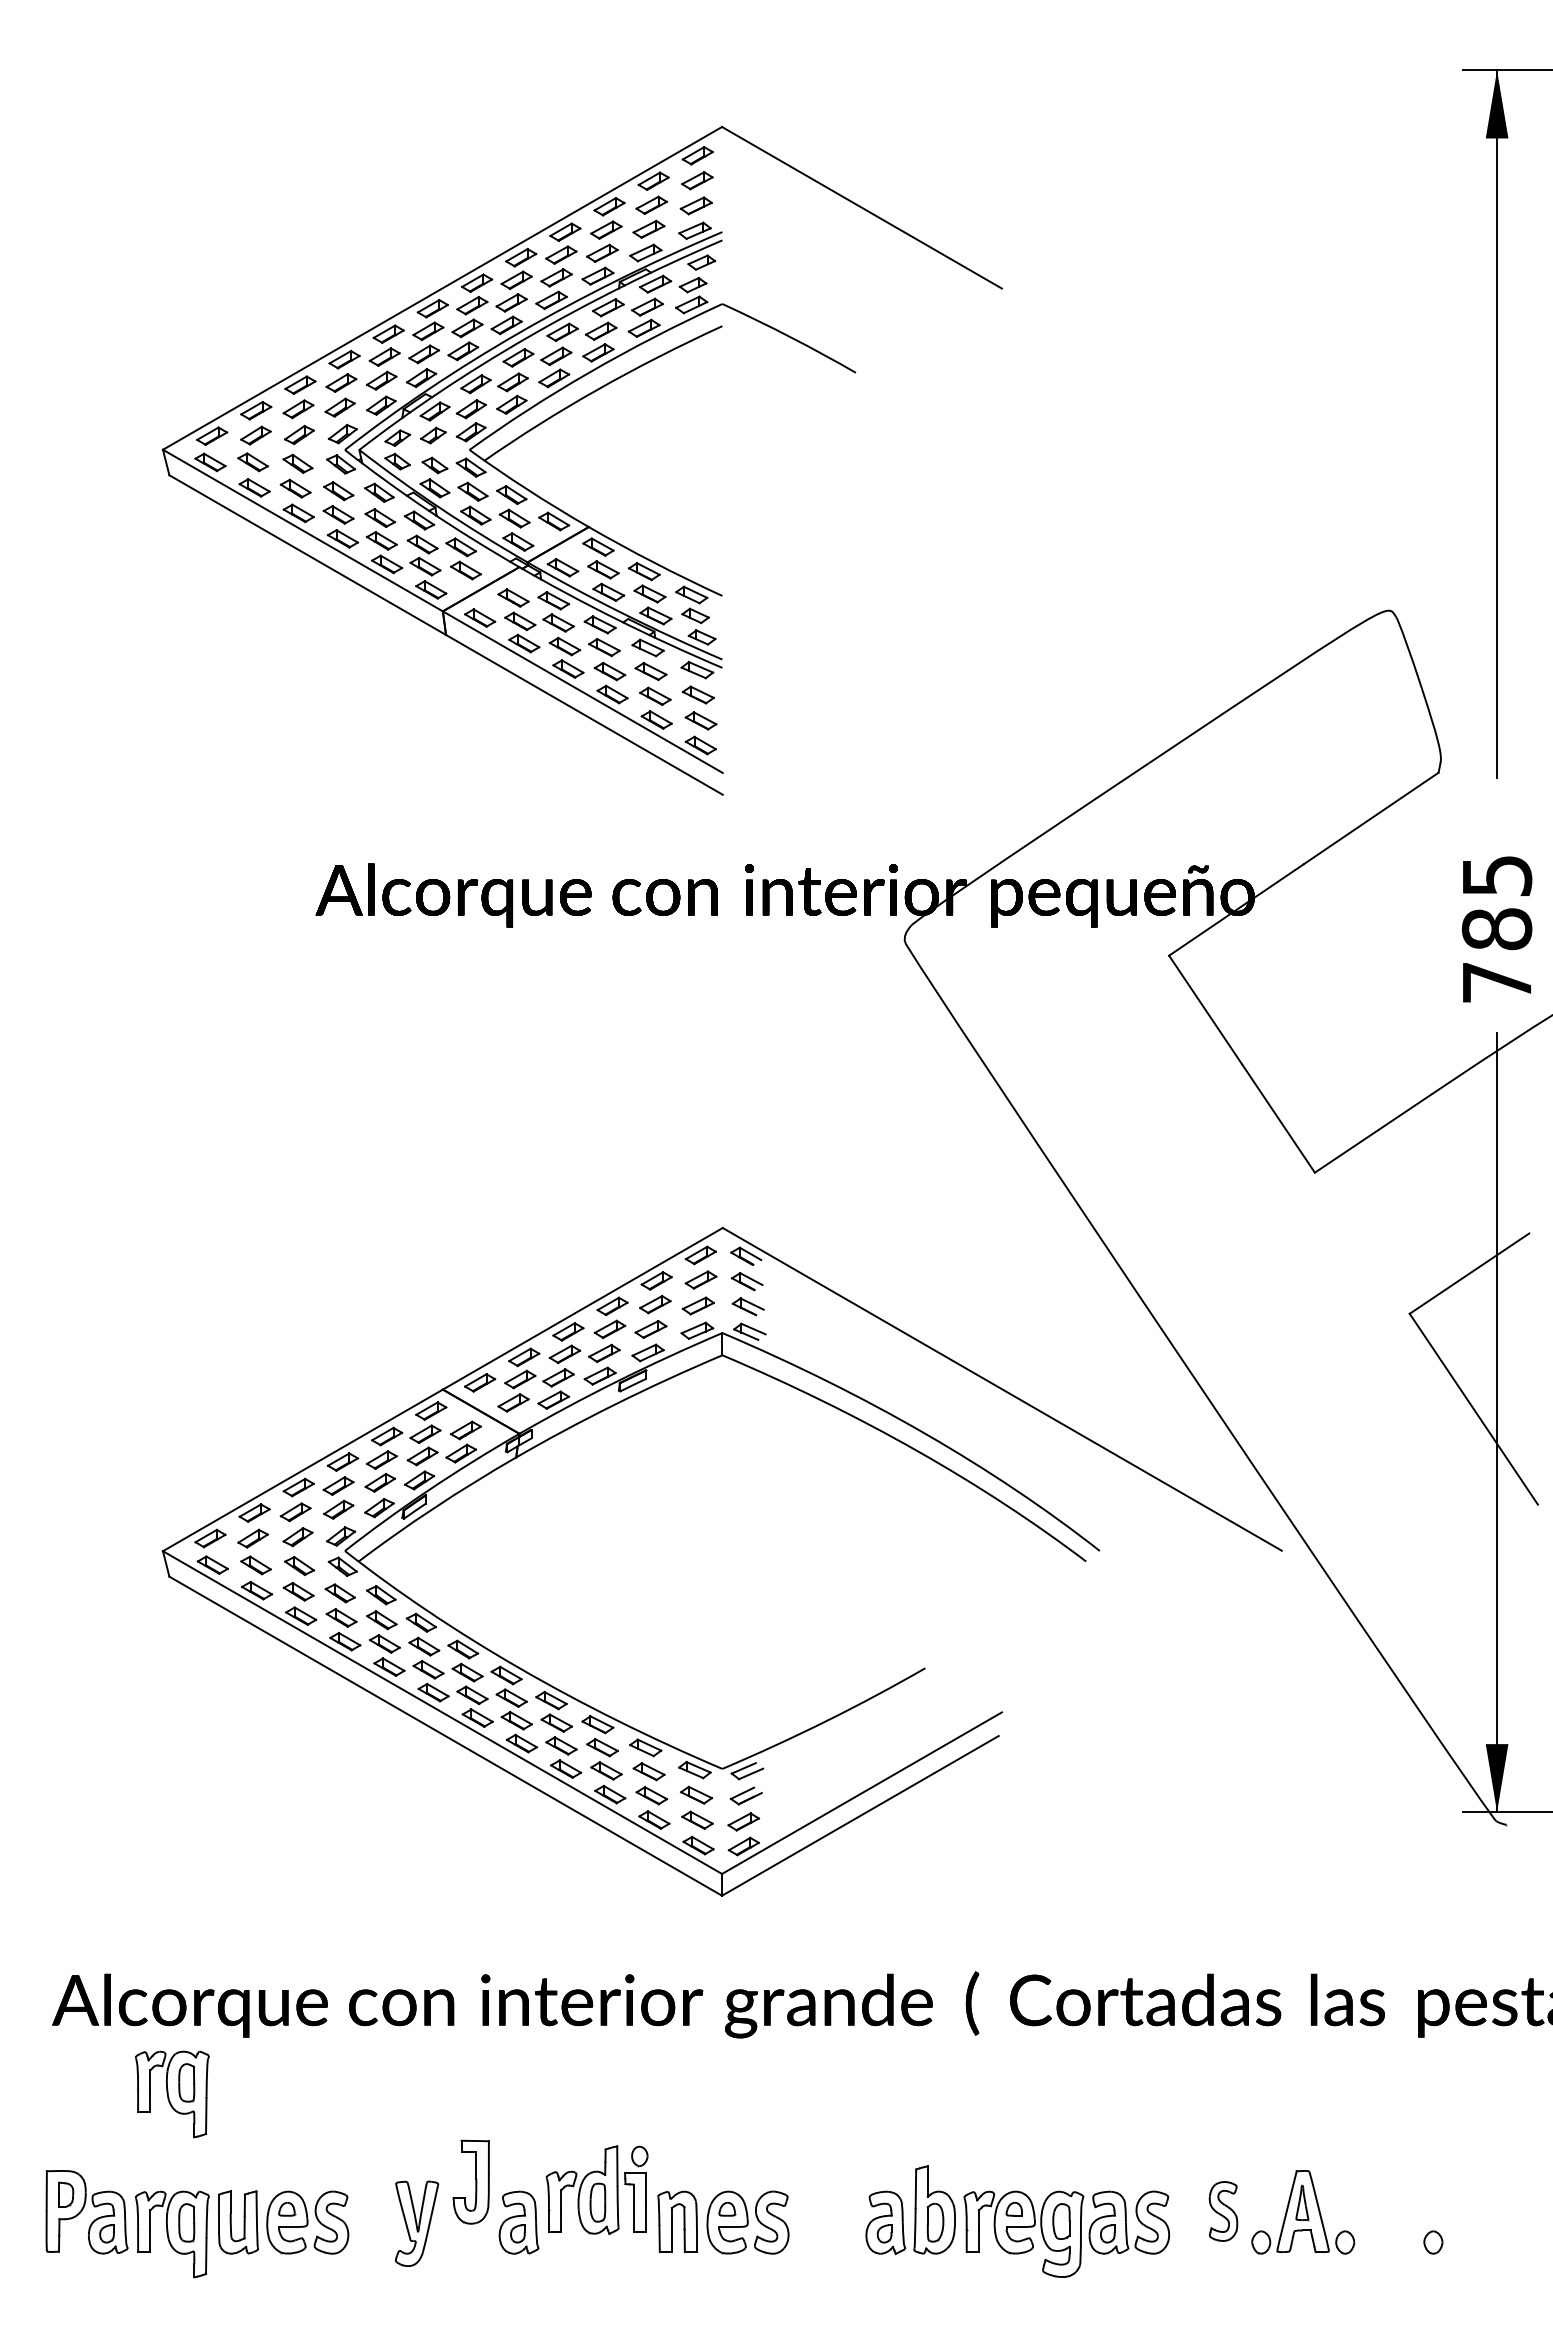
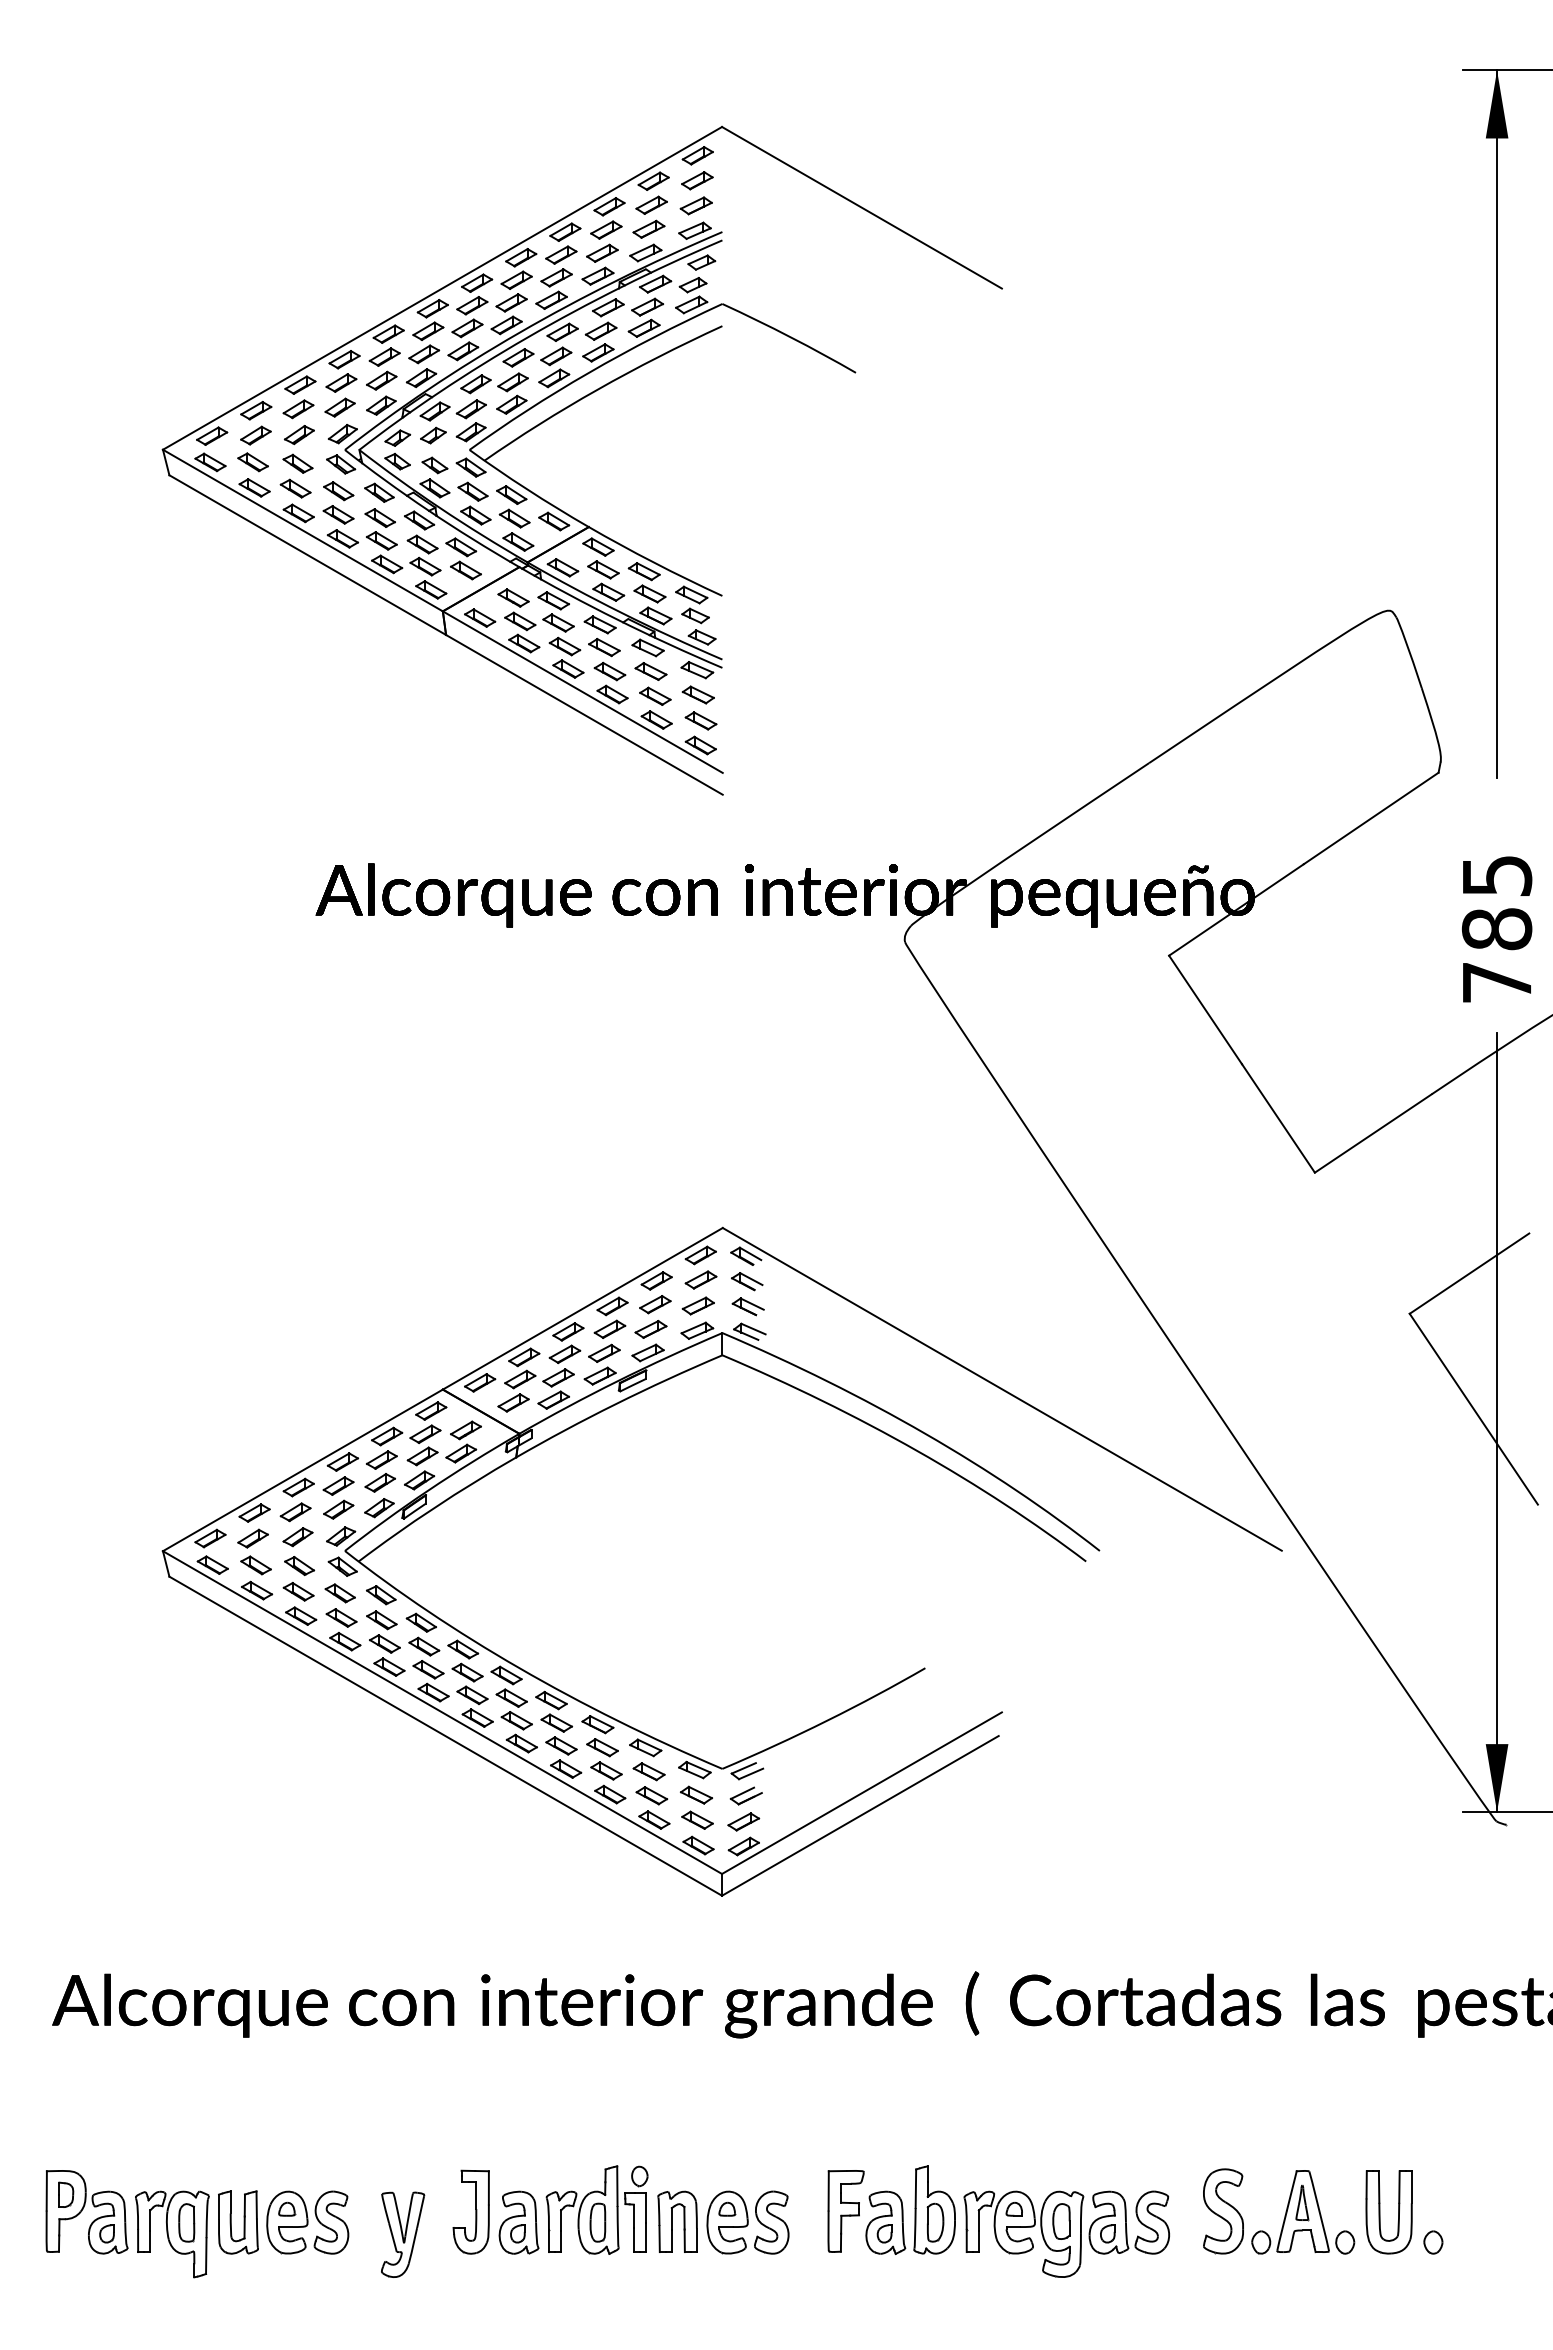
part: present -> none (172, 2094)
part position: (470, 2181) -> (470, 2211) (470, 2211)
part position: (596, 2189) -> (596, 2209) (596, 2209)
part: none -> present (845, 2211)
part size: 31x61 px -> 41x87 px (1223, 2211)
part: none -> present (1380, 2212)
part position: (417, 2223) -> (403, 2234) (403, 2234)
